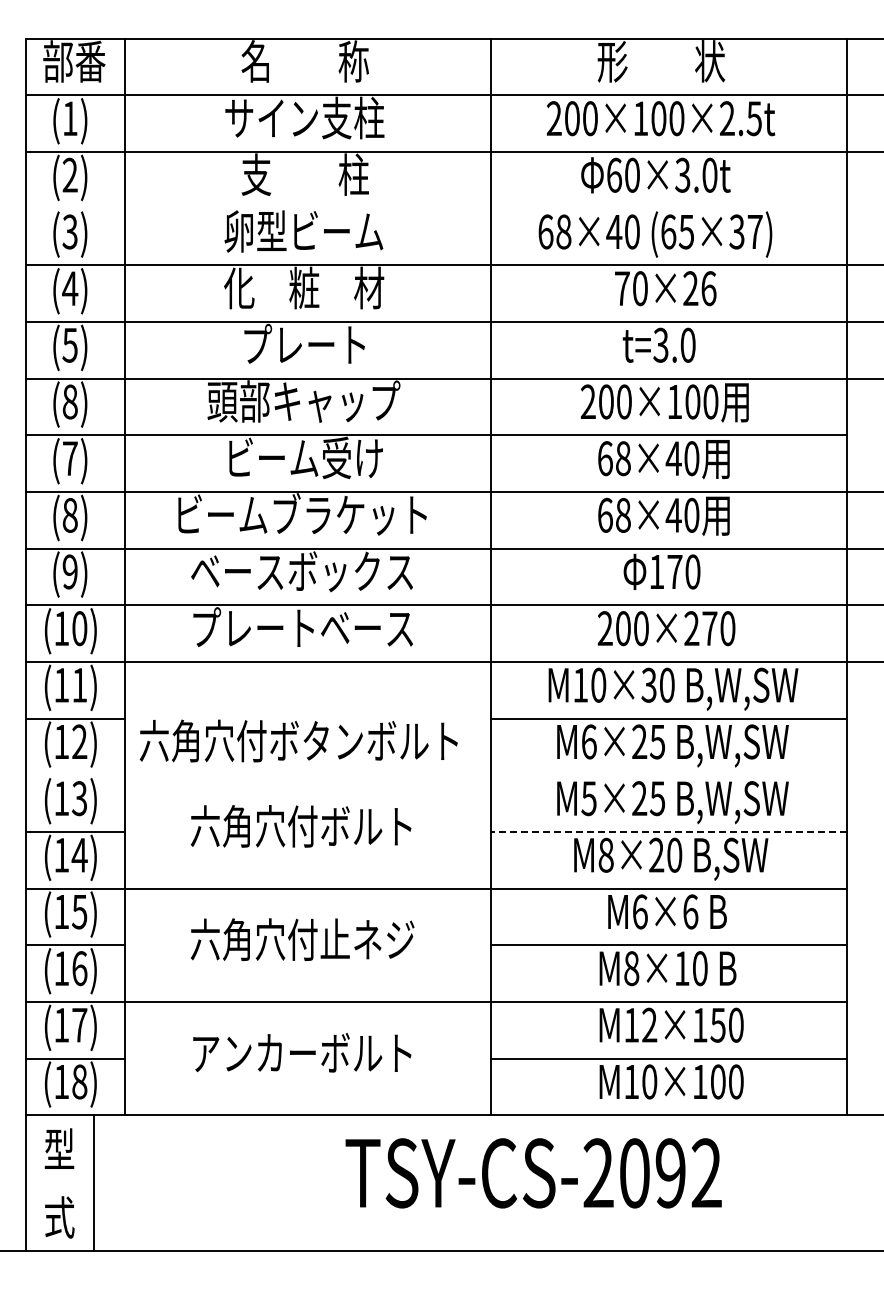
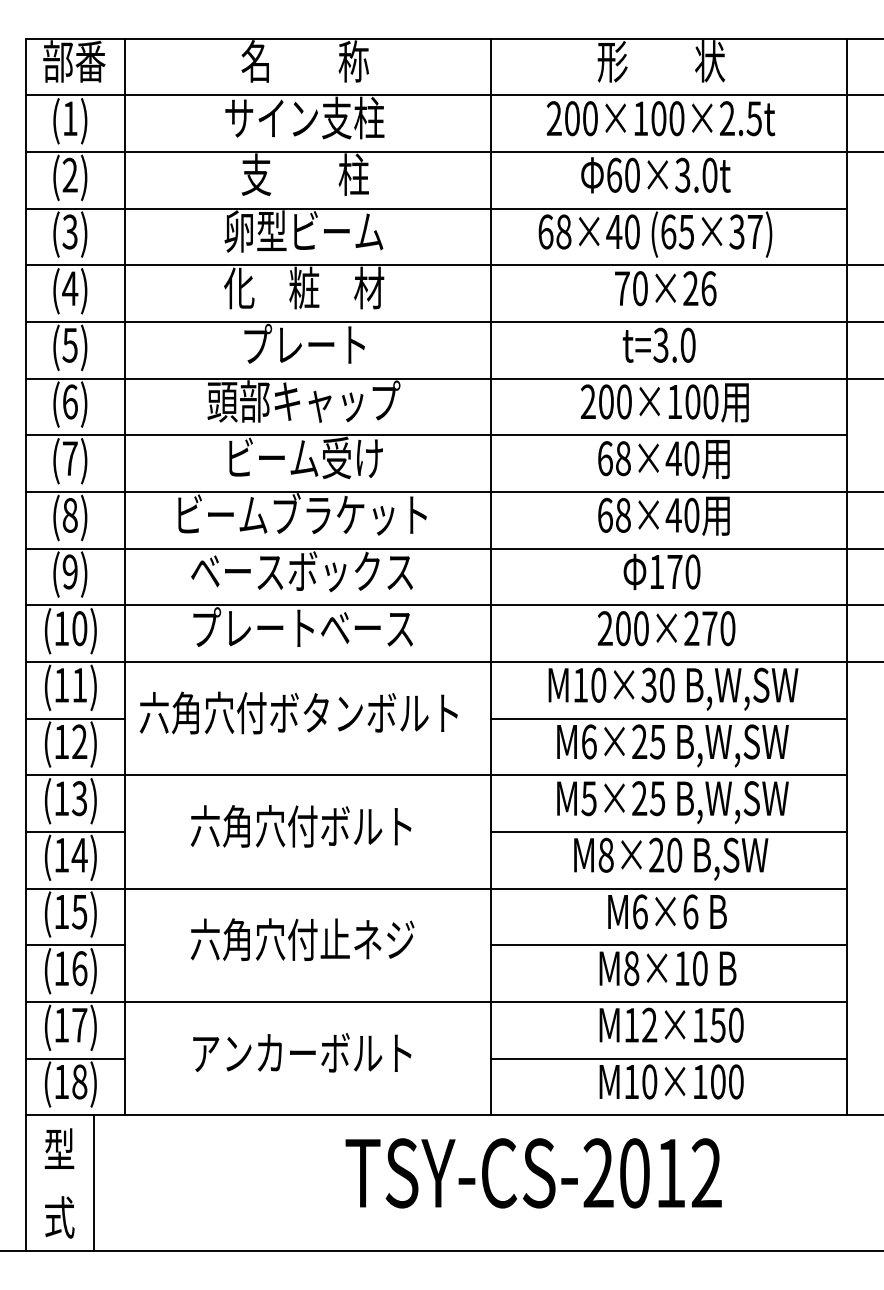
line: none -> present (436, 208)
text: (8) -> (6) (69, 401)
text position: (298, 740) -> (298, 712) (298, 712)
line: none -> present (436, 775)
line: dashed -> solid (668, 831)
text: TSY-CS-2092 -> TSY-CS-2012 (670, 1173)
